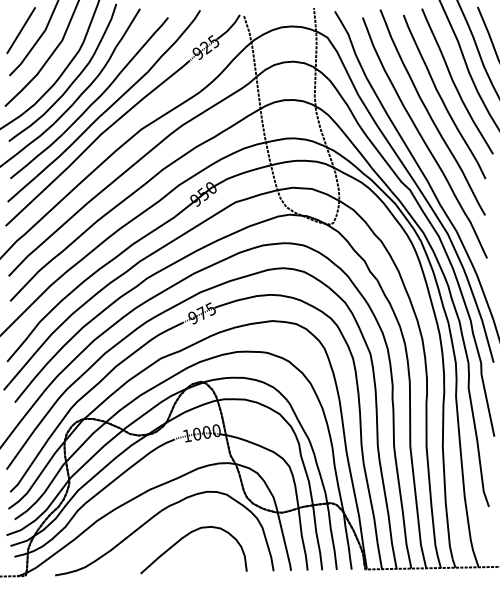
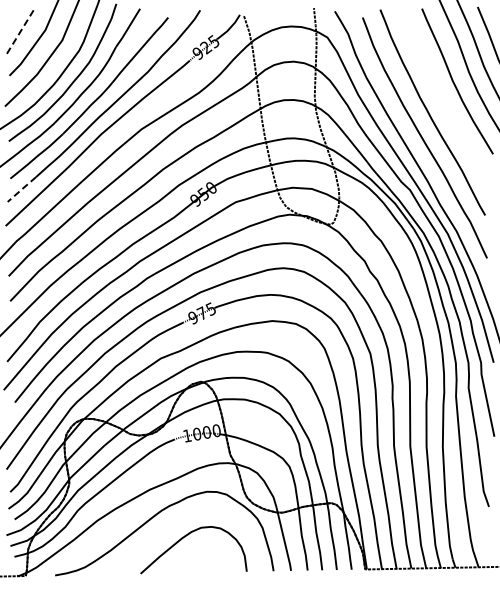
line: solid -> dashed (21, 30)
curve: present -> none (442, 98)
line: solid -> dashed (21, 190)
